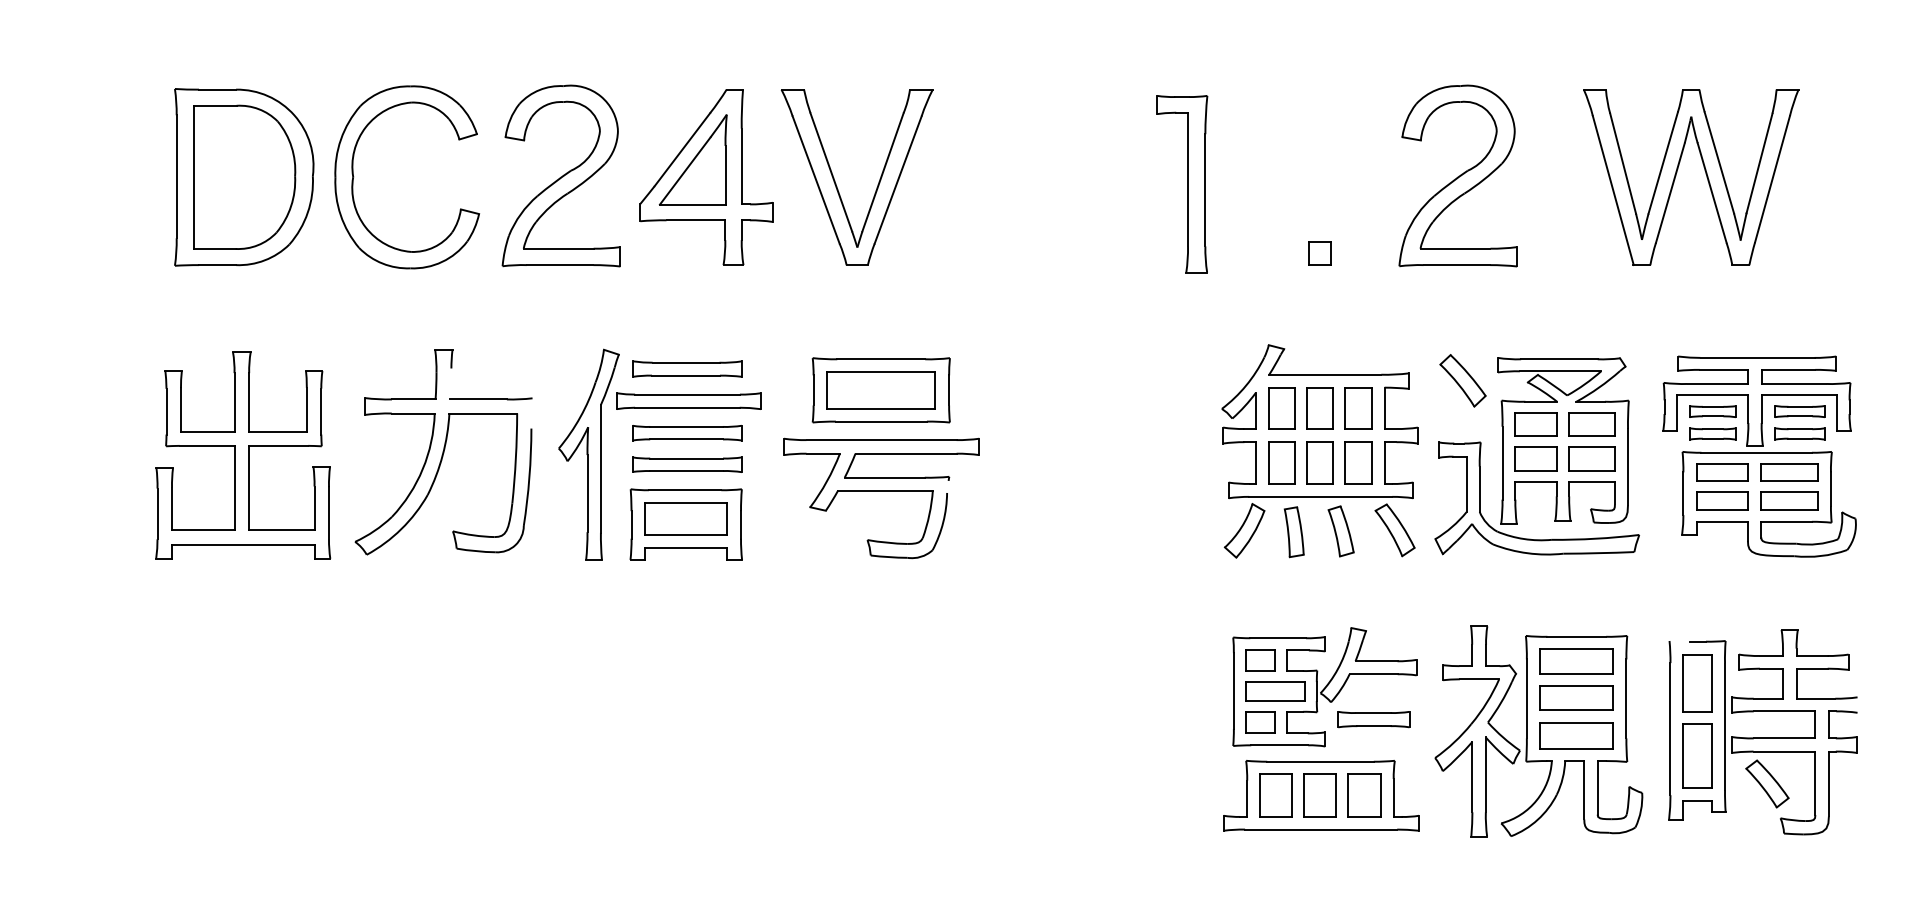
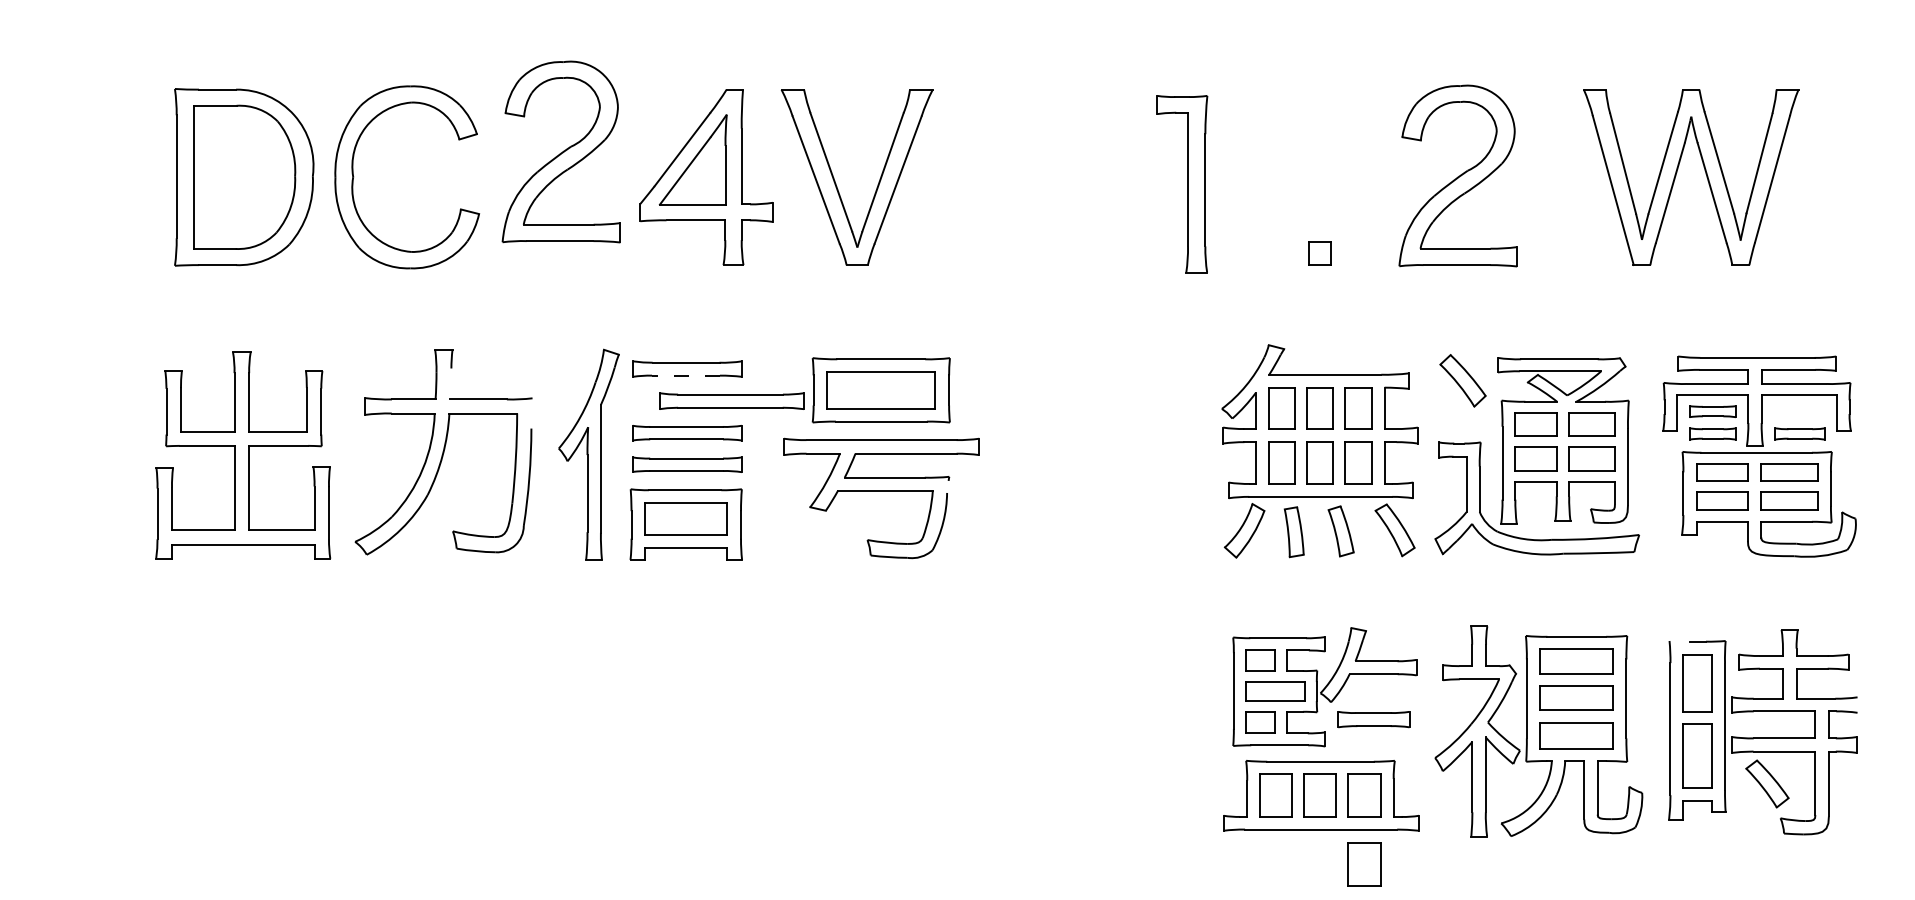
part position: (560, 175) -> (560, 151) (560, 151)
line: solid -> dashed (685, 375)
part position: (688, 400) -> (731, 400) (731, 400)
part: present -> none (1799, 411)
part: none -> present (1364, 864)
